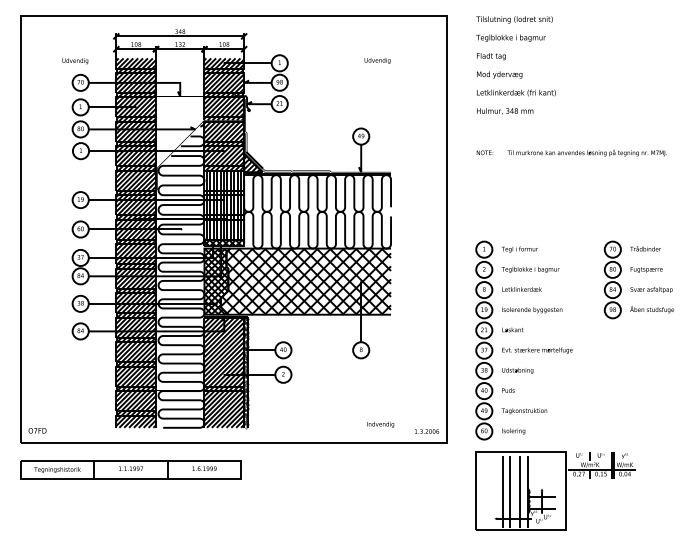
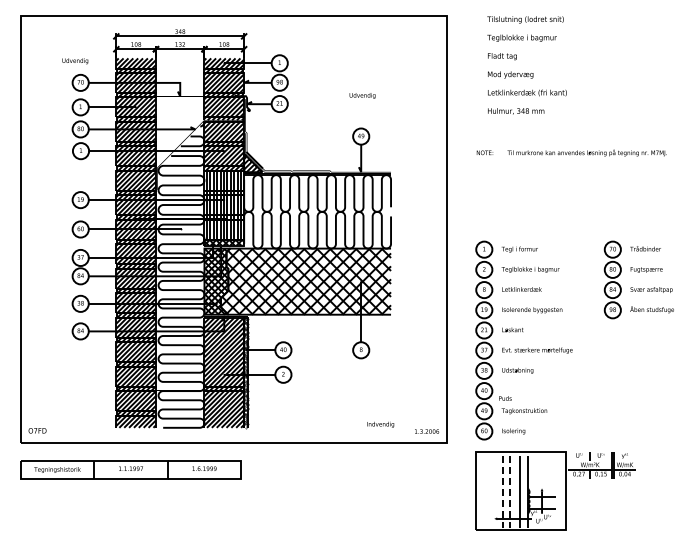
text position: (377, 60) -> (362, 95) (362, 95)
text position: (515, 65) -> (526, 65) (526, 65)
text position: (508, 390) -> (505, 398) (505, 398)
line: solid -> dashed (502, 492)
line: solid -> dashed (510, 492)
